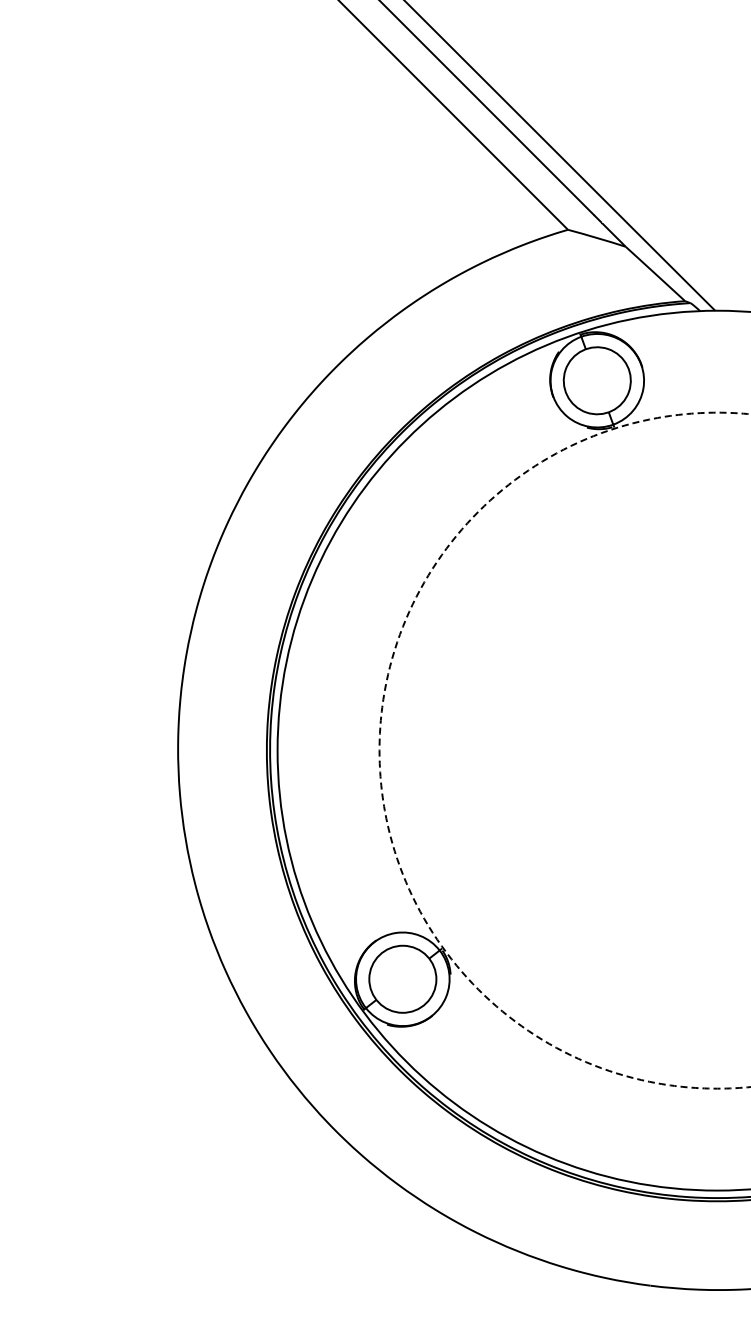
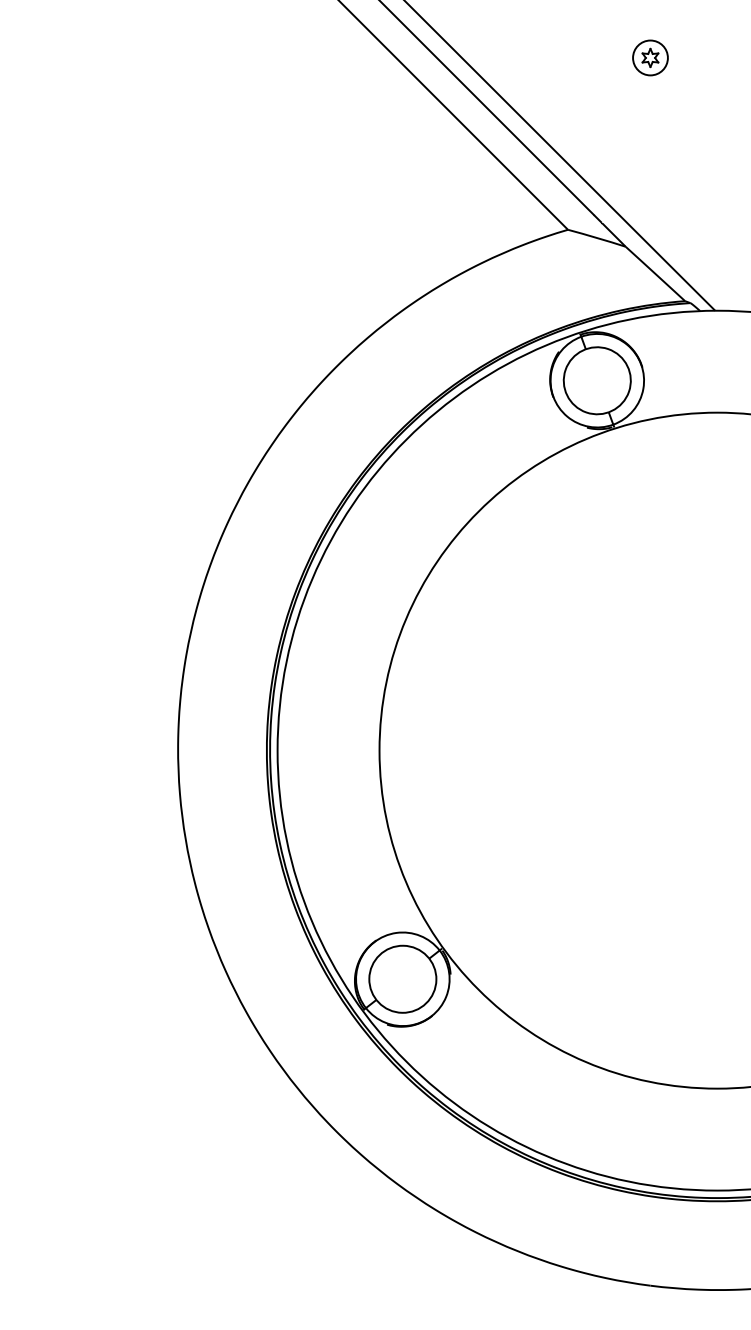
part: none -> present (650, 57)
circle: dashed -> solid (564, 750)
